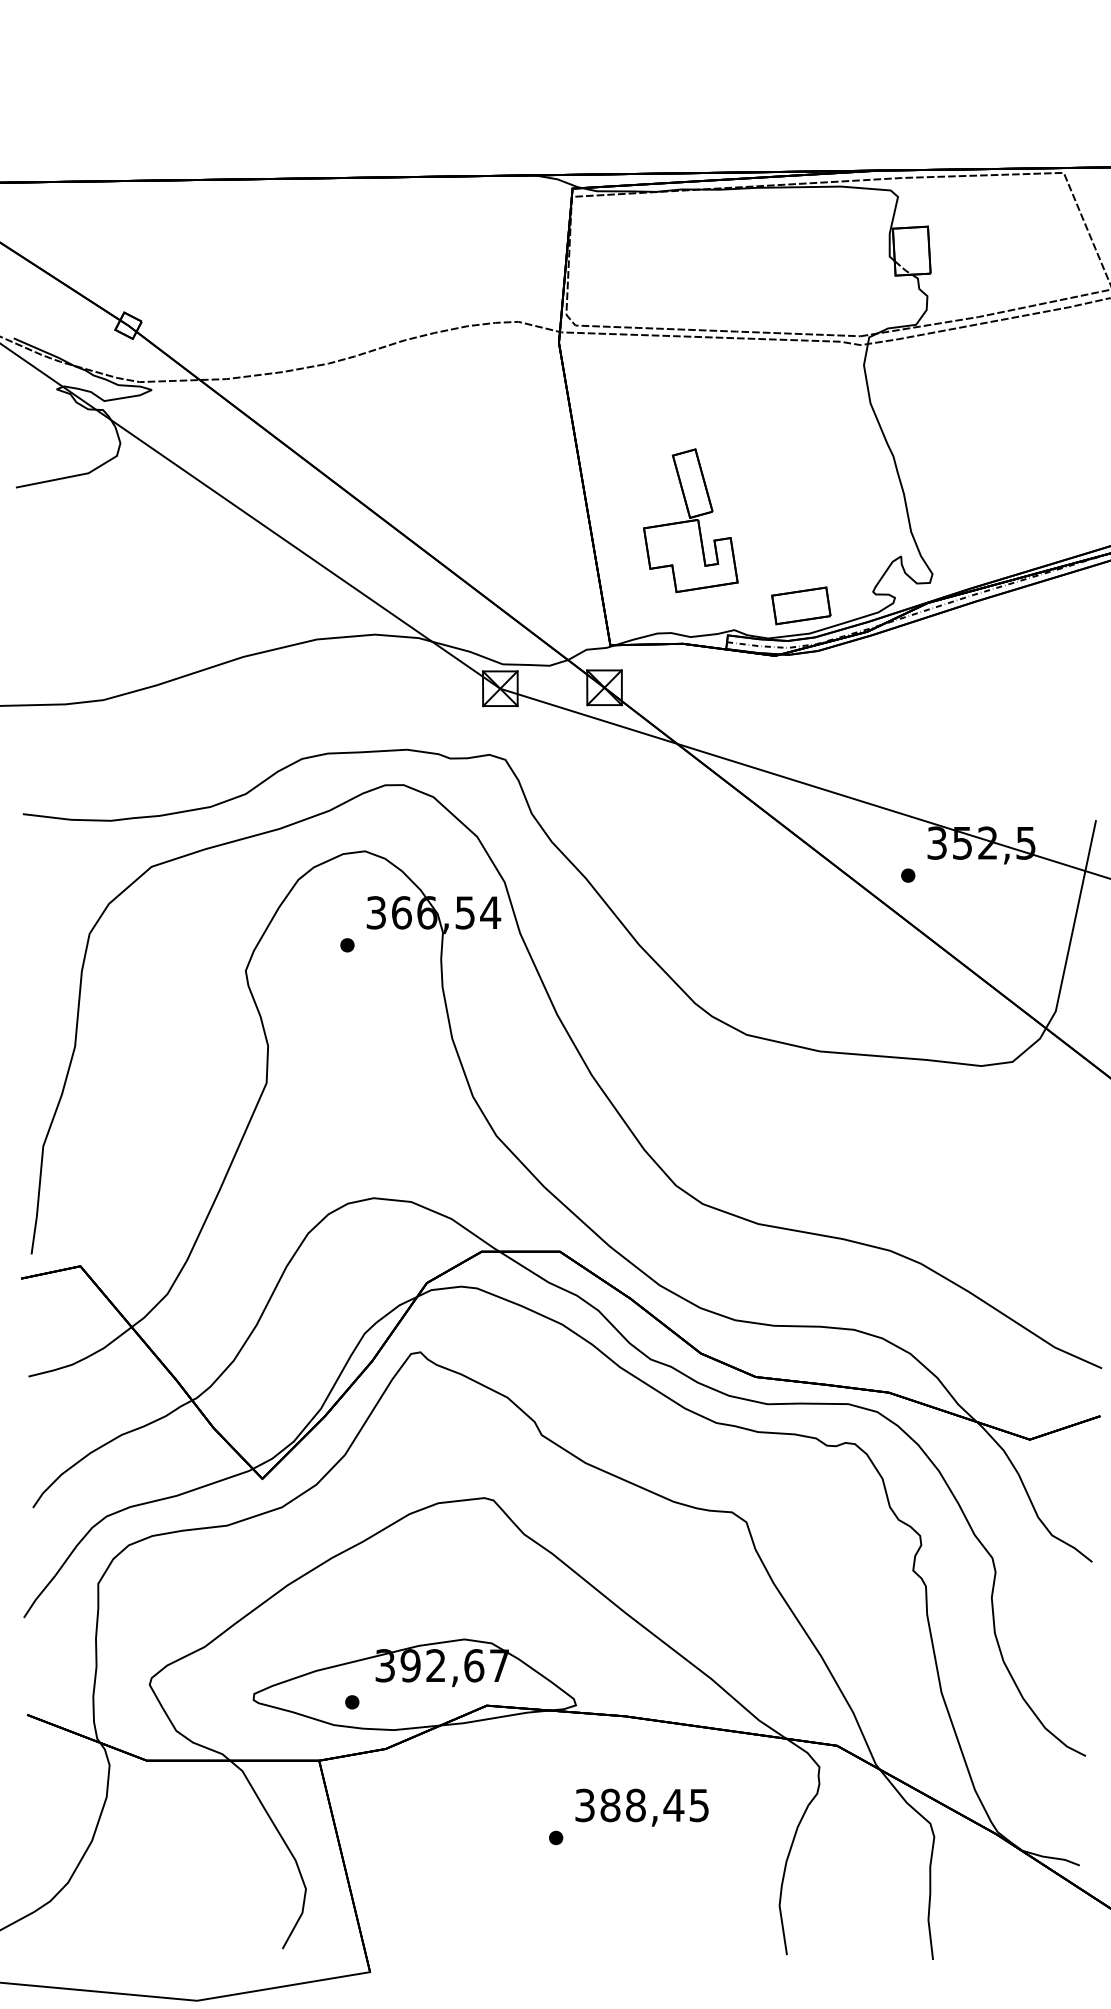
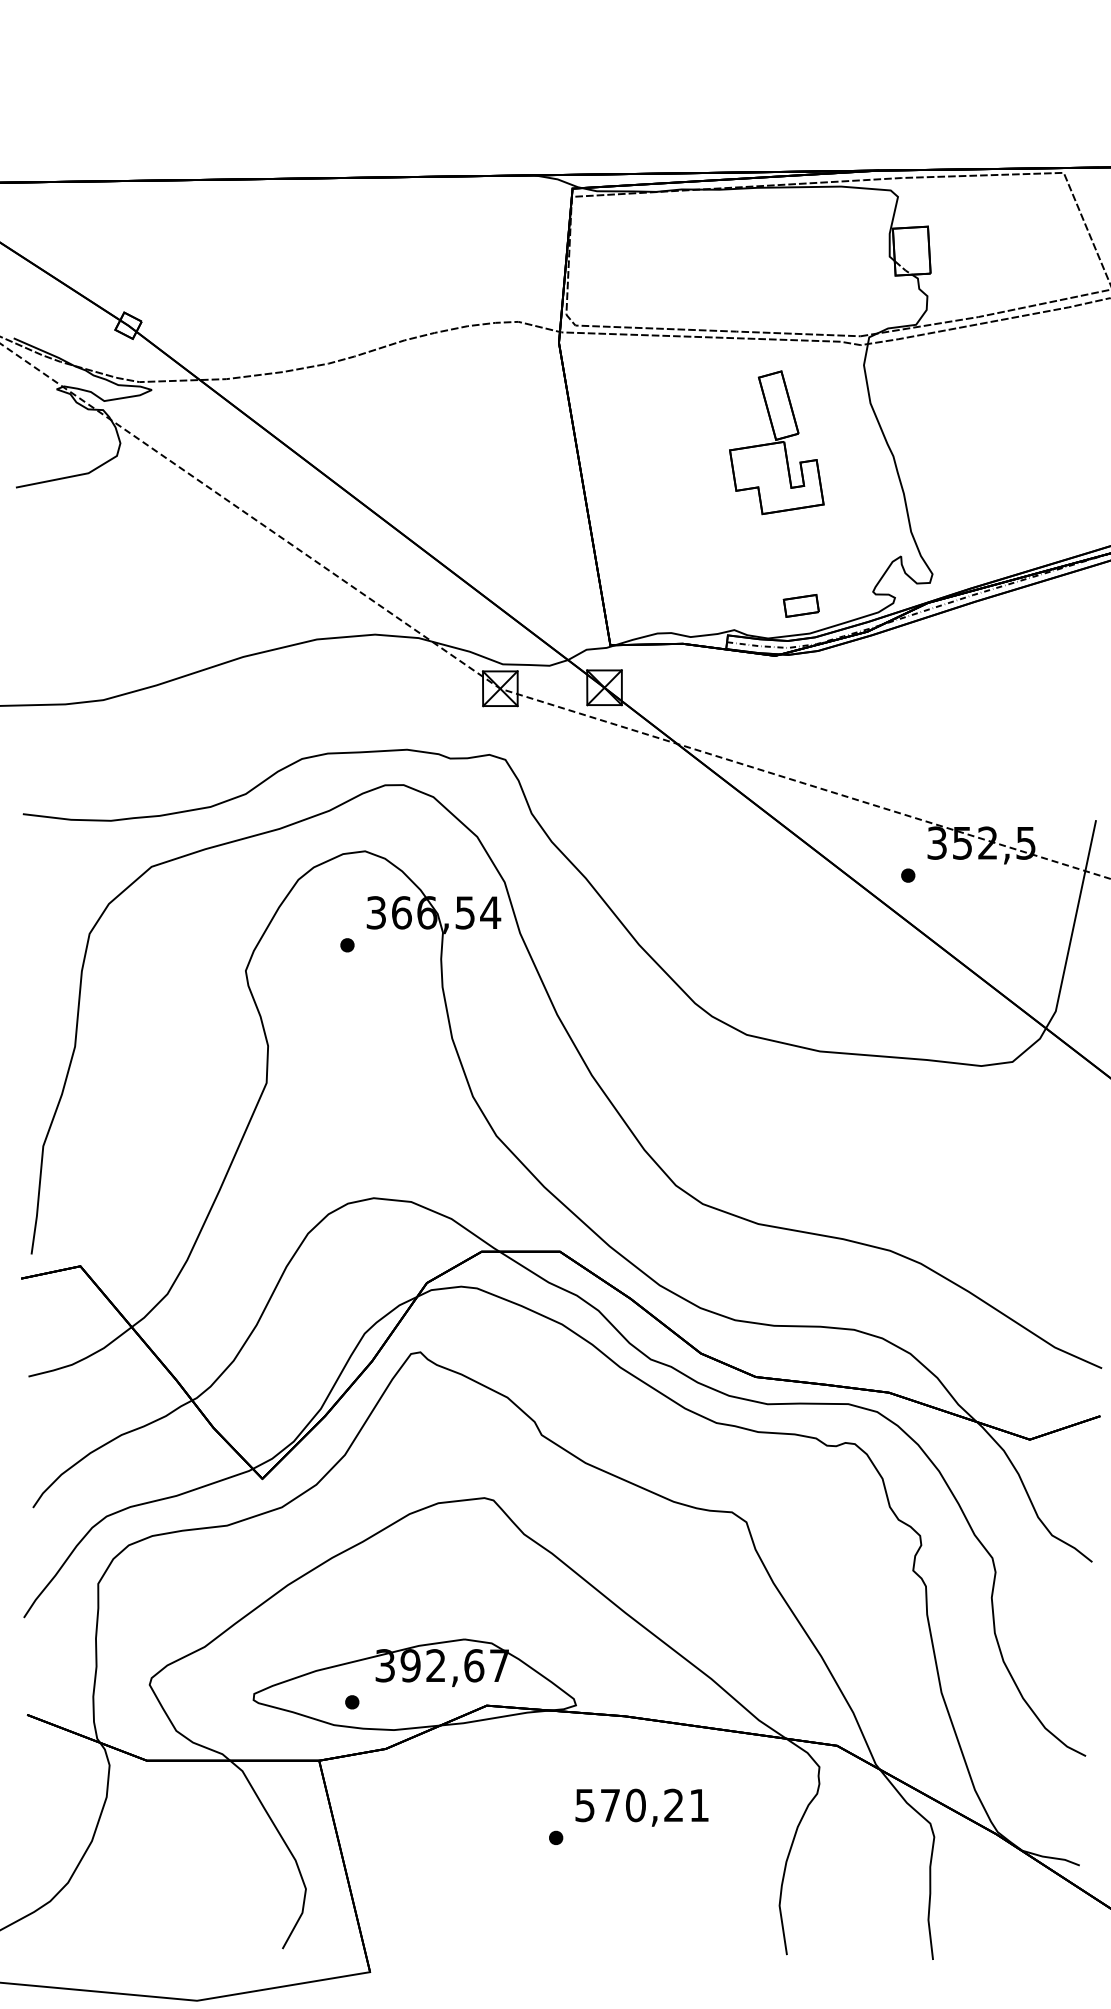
part position: (690, 520) -> (776, 442) (776, 442)
part size: 61x40 px -> 38x24 px (800, 605)
line: solid -> dashed (515, 693)
text: 388,45 -> 570,21 (642, 1805)
